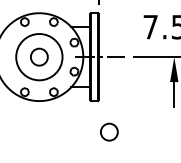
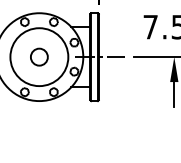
circle diameter: 46 px -> 58 px (39, 57)
circle: present -> none (109, 131)
